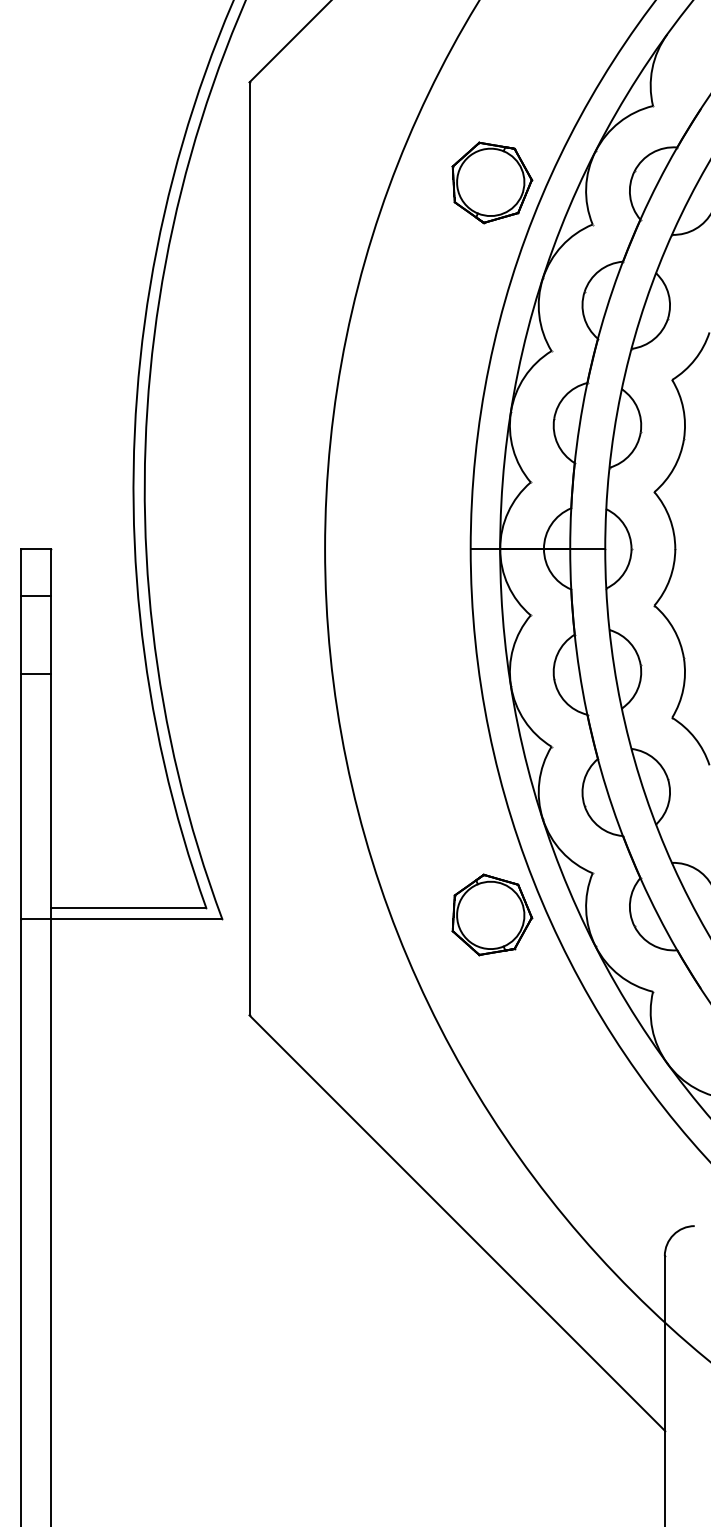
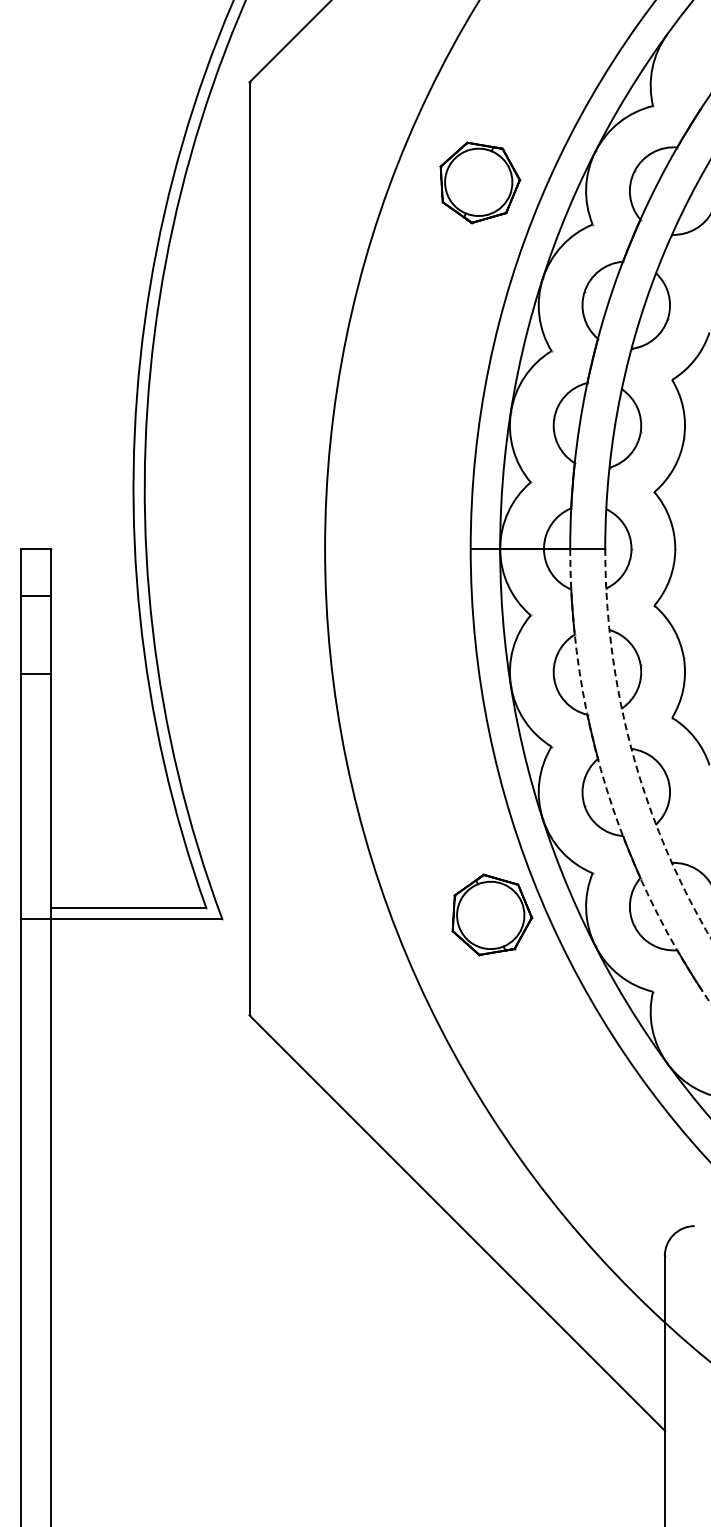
part position: (492, 182) -> (480, 182) (480, 182)
arc: solid -> dashed (631, 749)
arc: solid -> dashed (606, 787)
